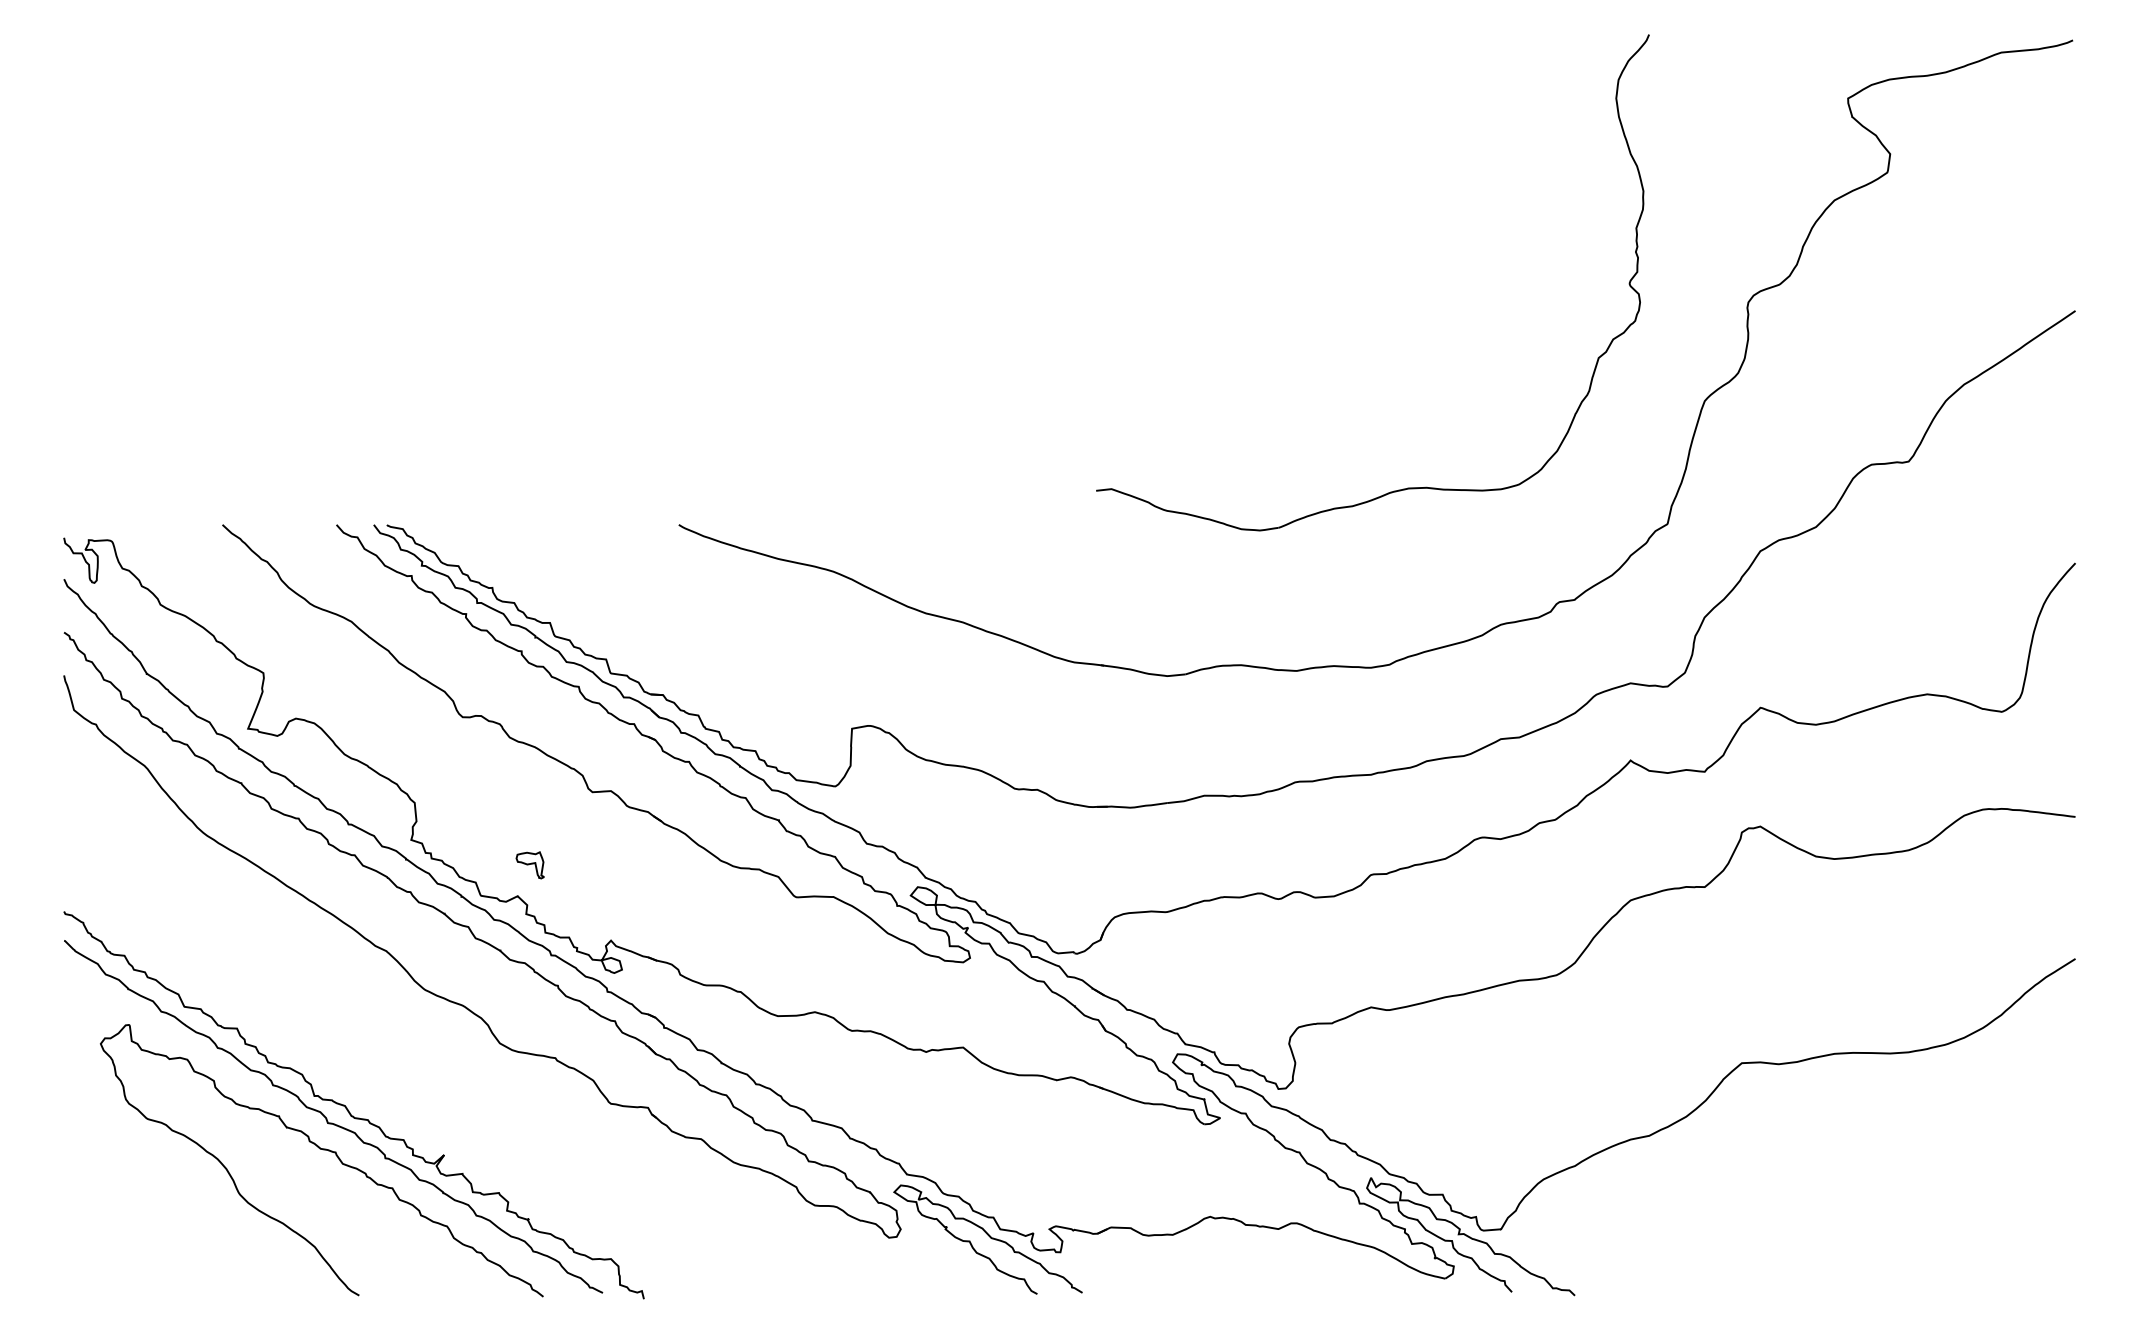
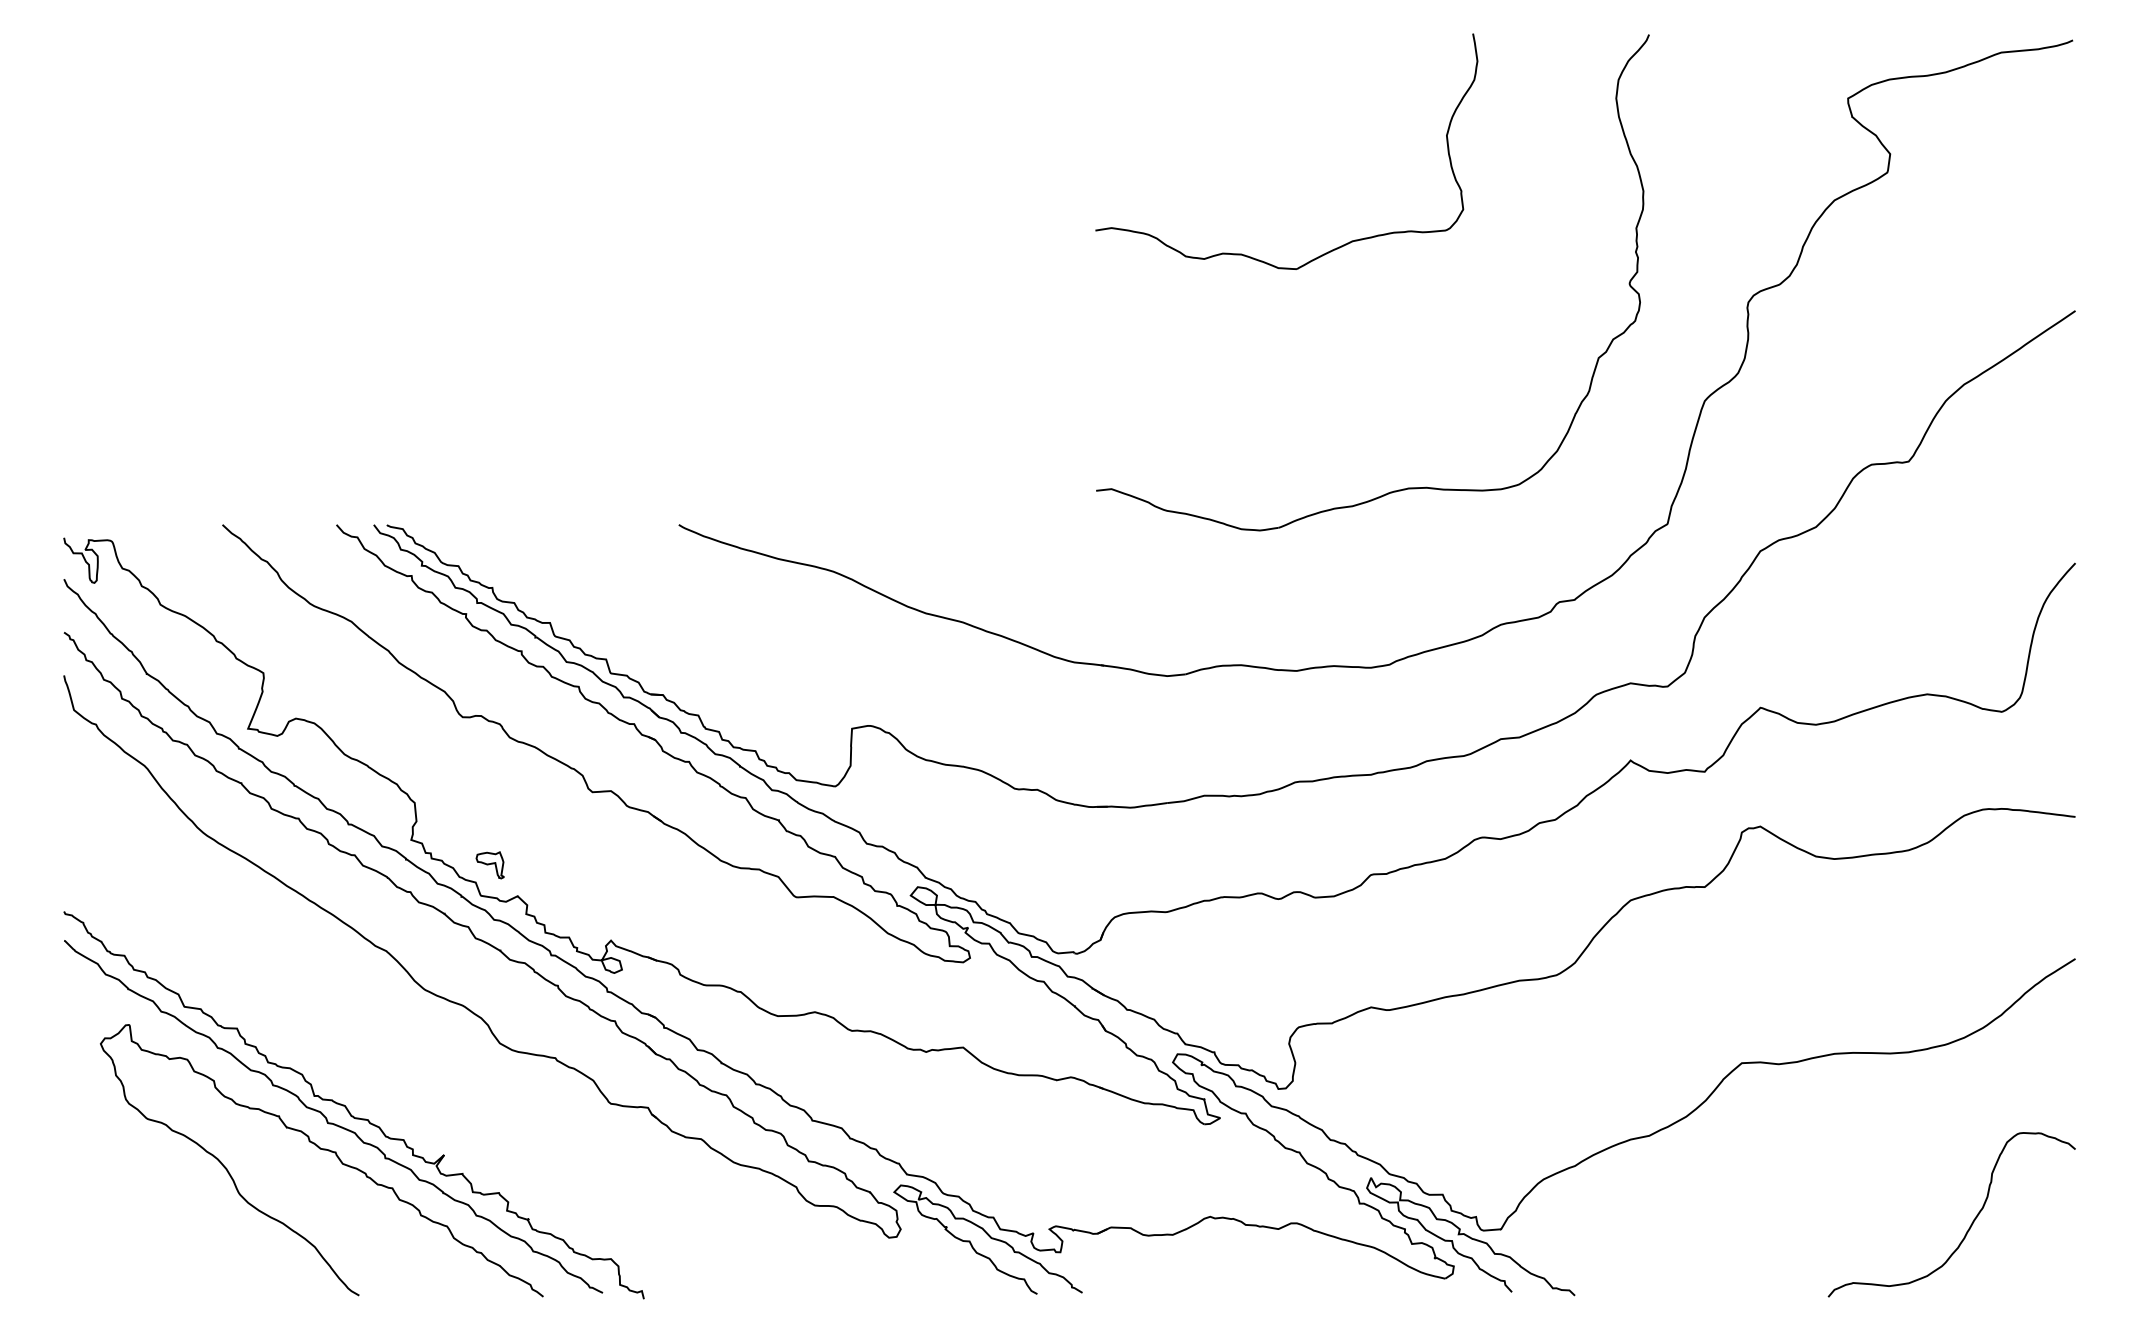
part: none -> present (1334, 248)
part position: (529, 865) -> (489, 865) (489, 865)
curve: none -> present (1970, 1224)
